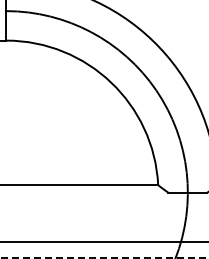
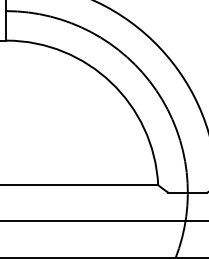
line position: (103, 242) -> (103, 221) (103, 221)
line: dashed -> solid (104, 257)
